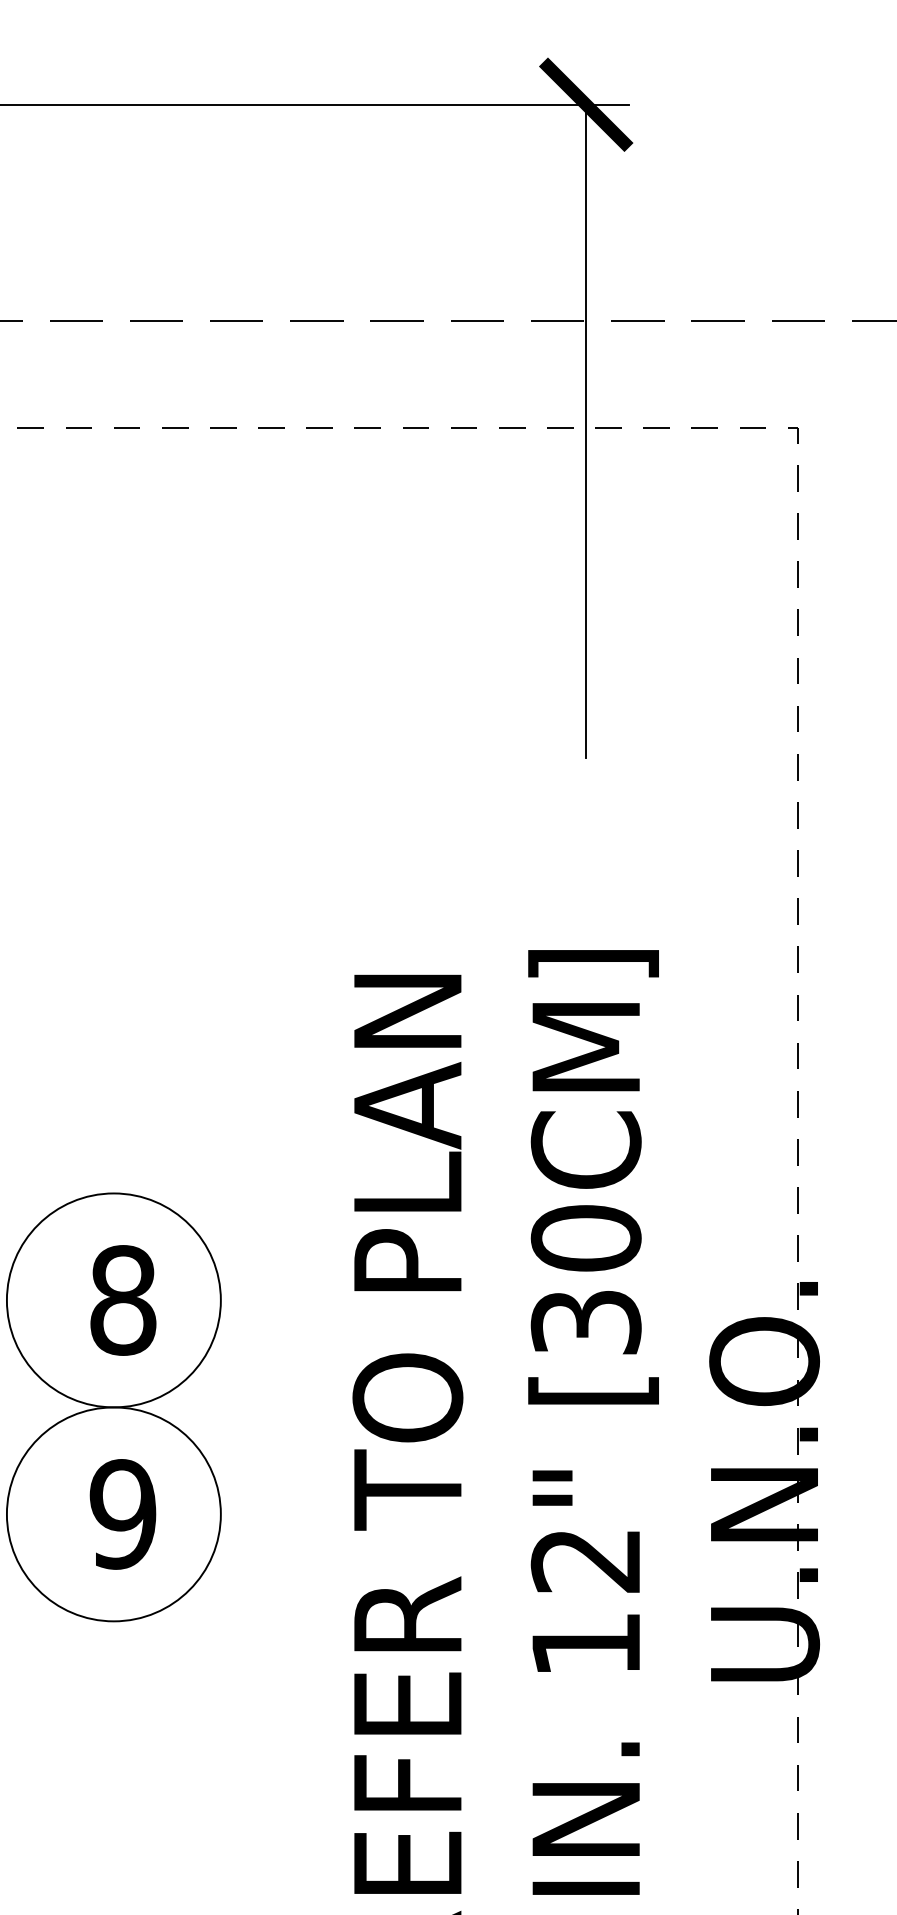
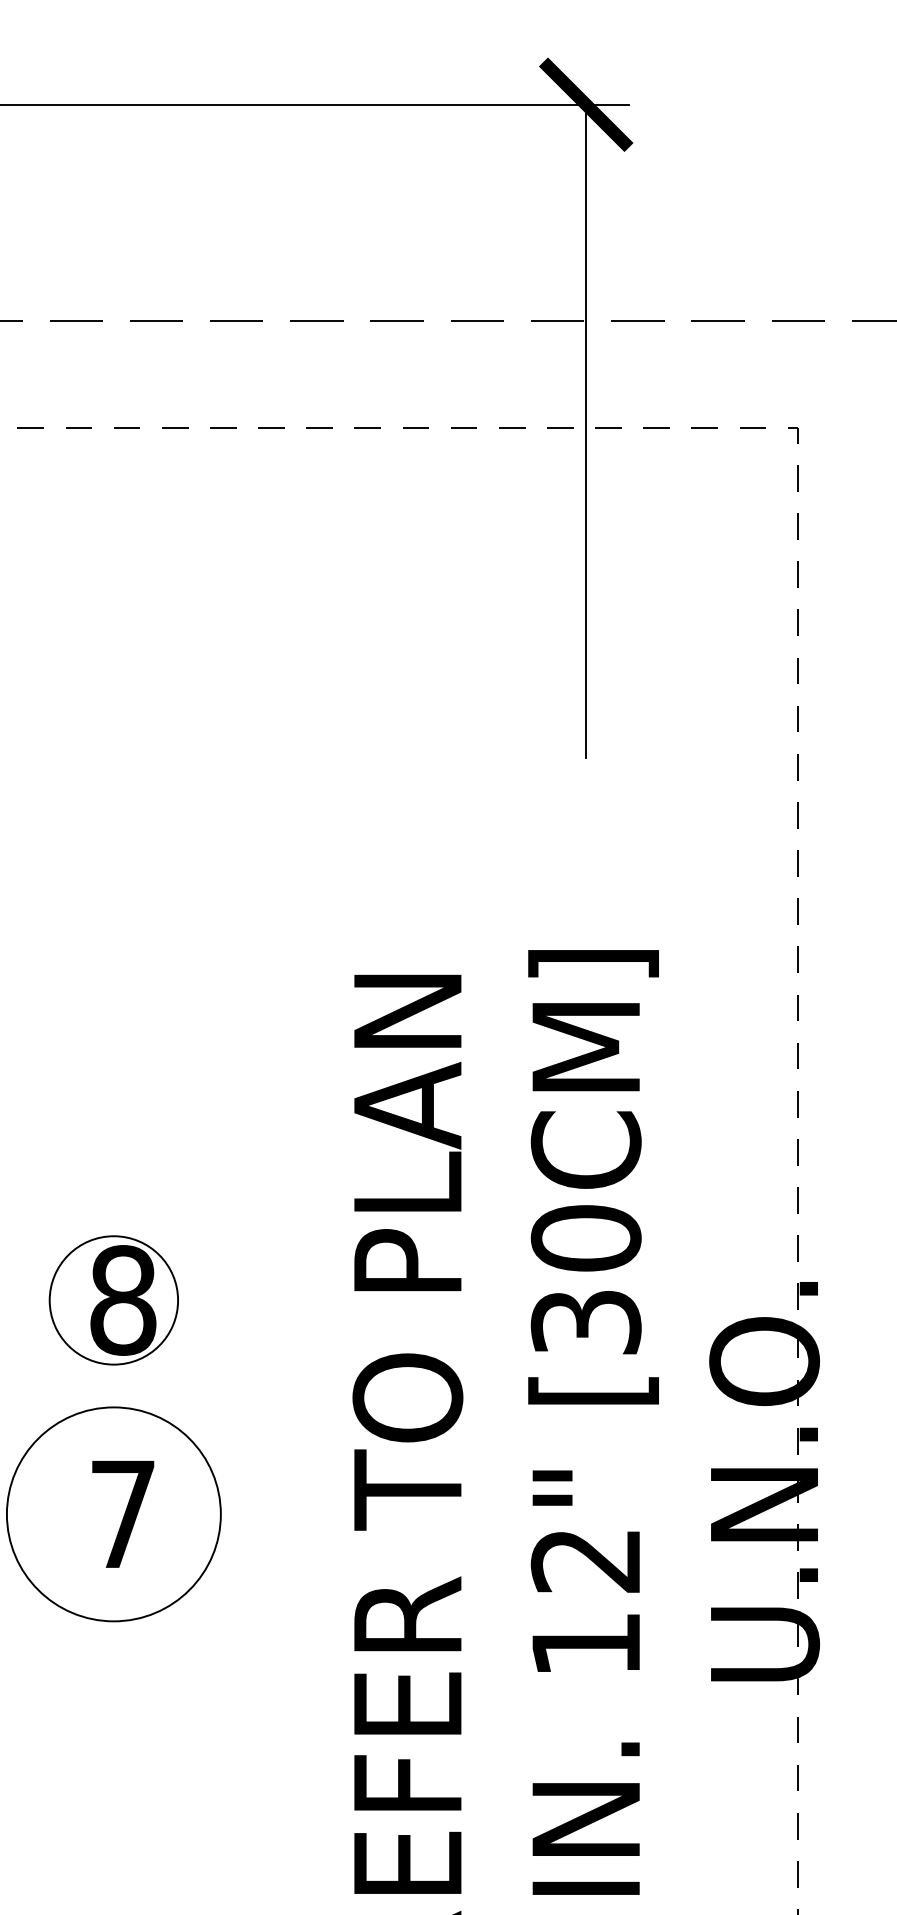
circle diameter: 214 px -> 128 px (113, 1300)
text: 9 -> 7 (122, 1514)
